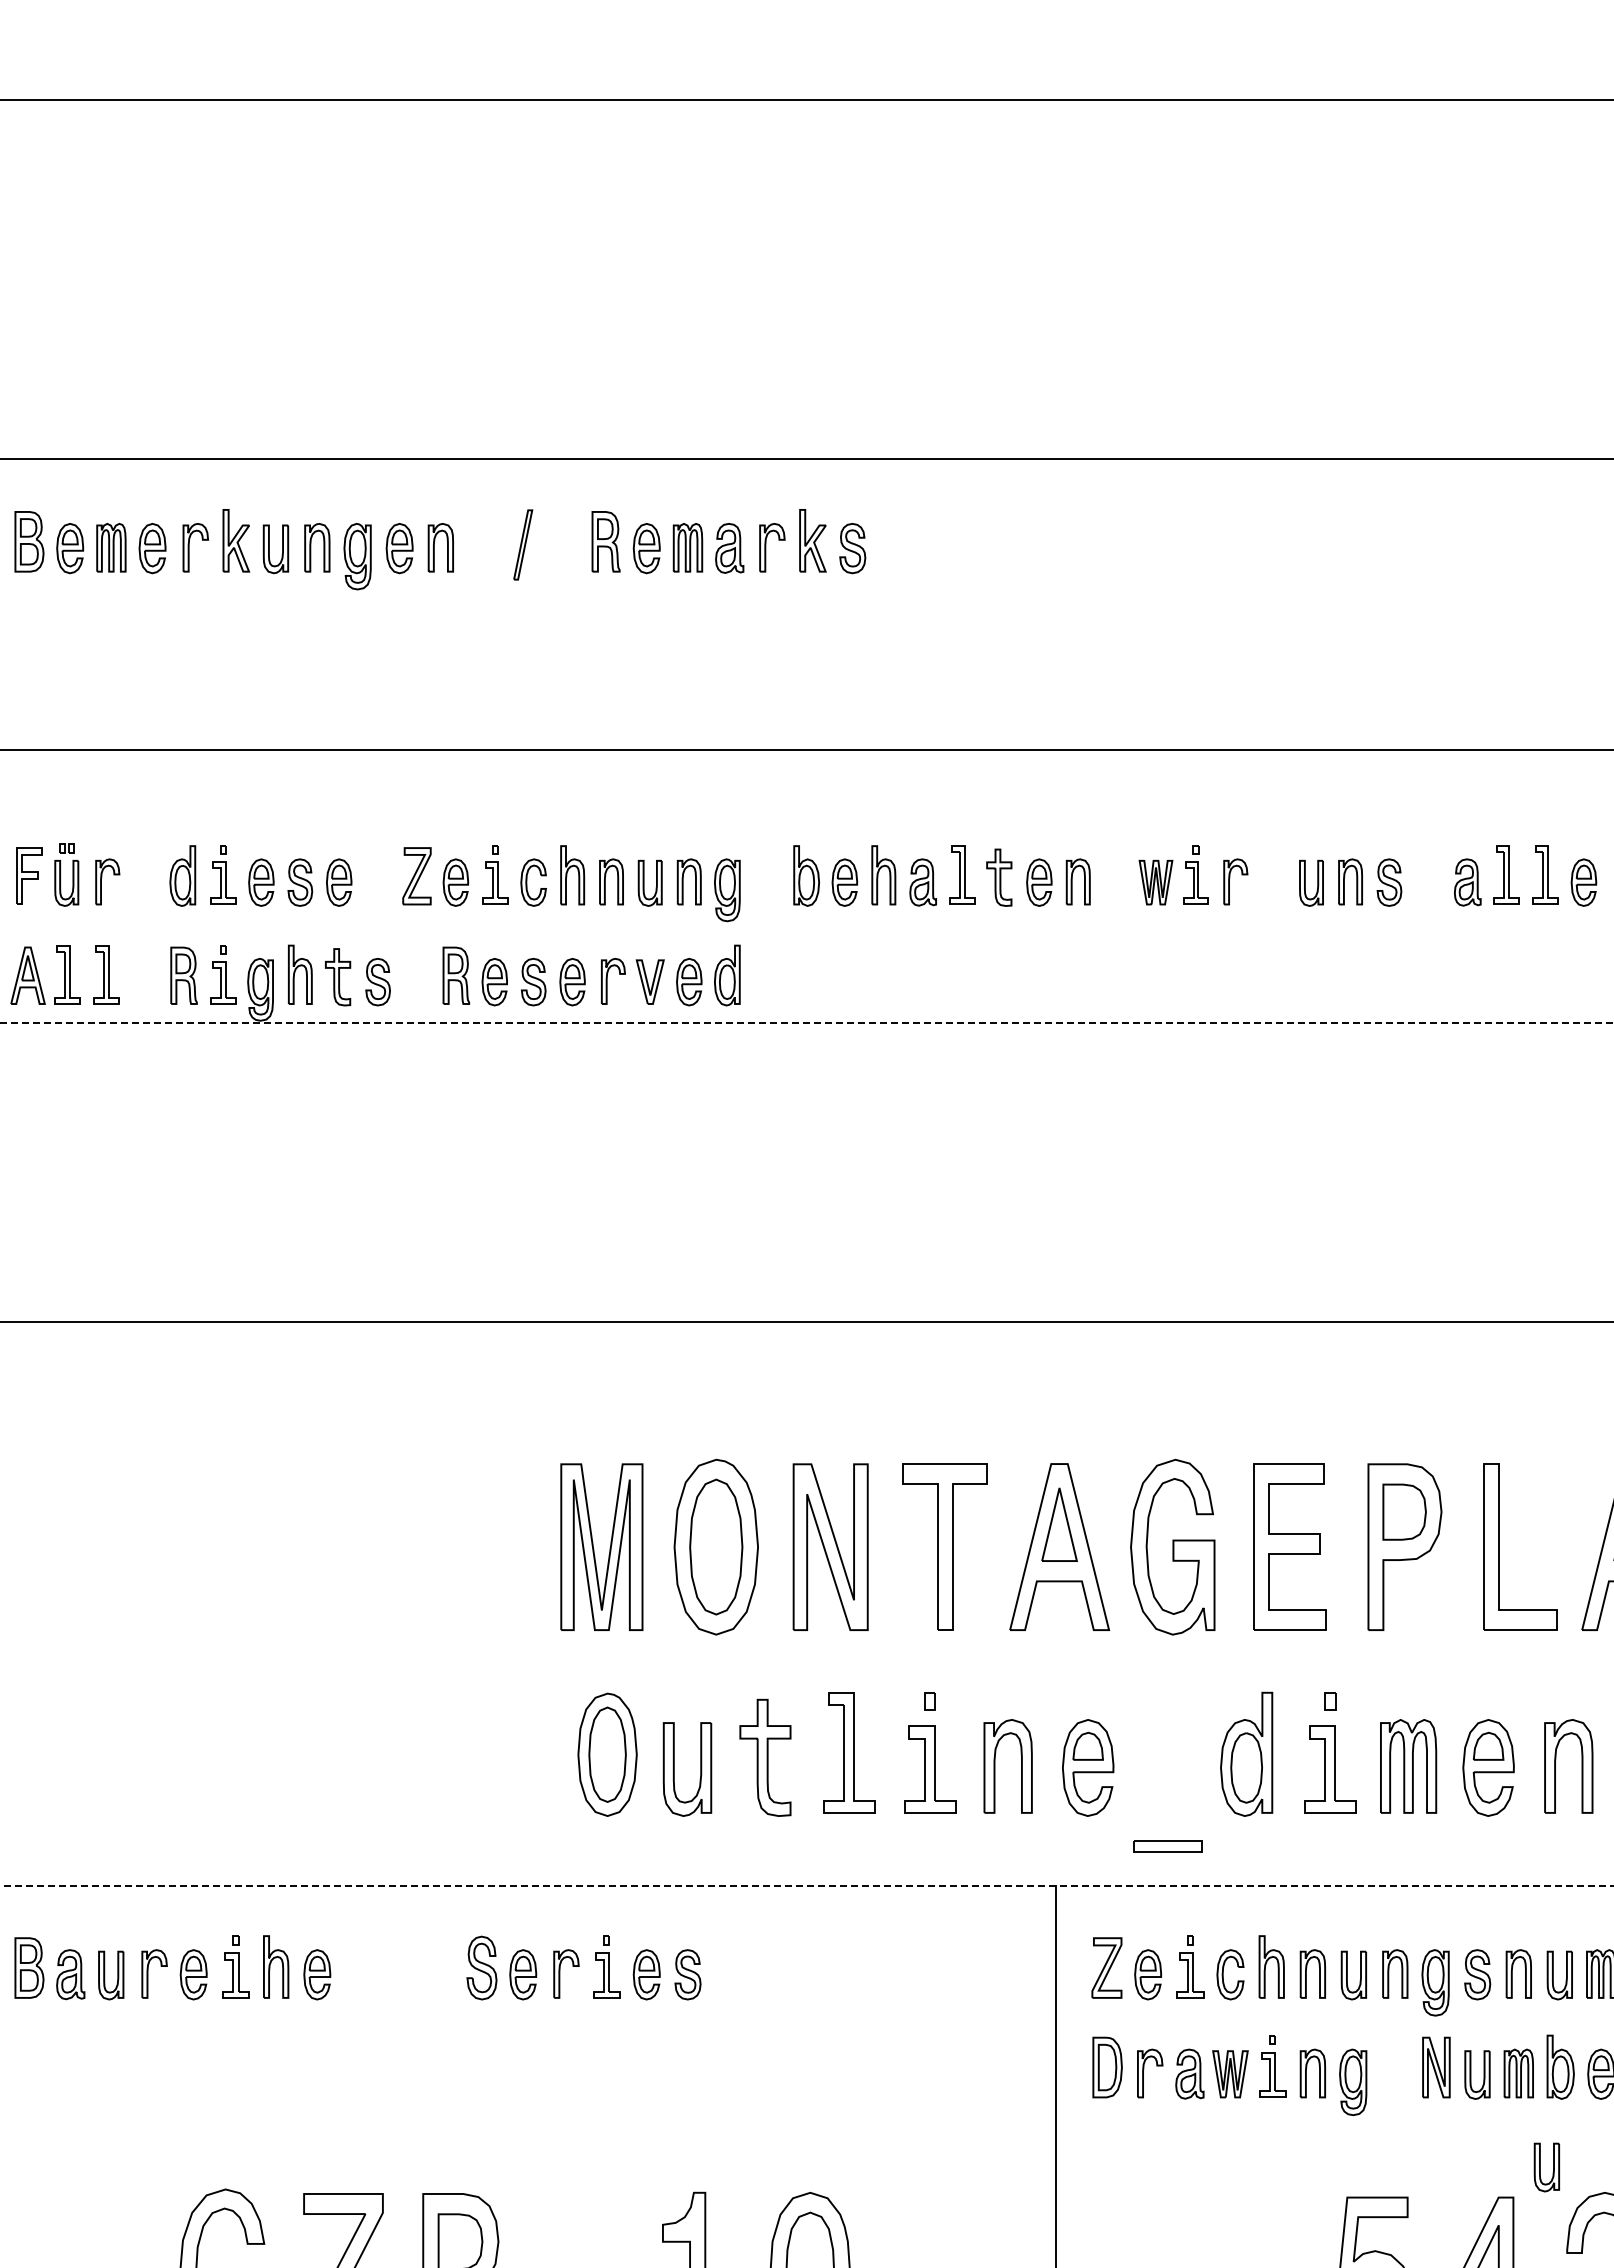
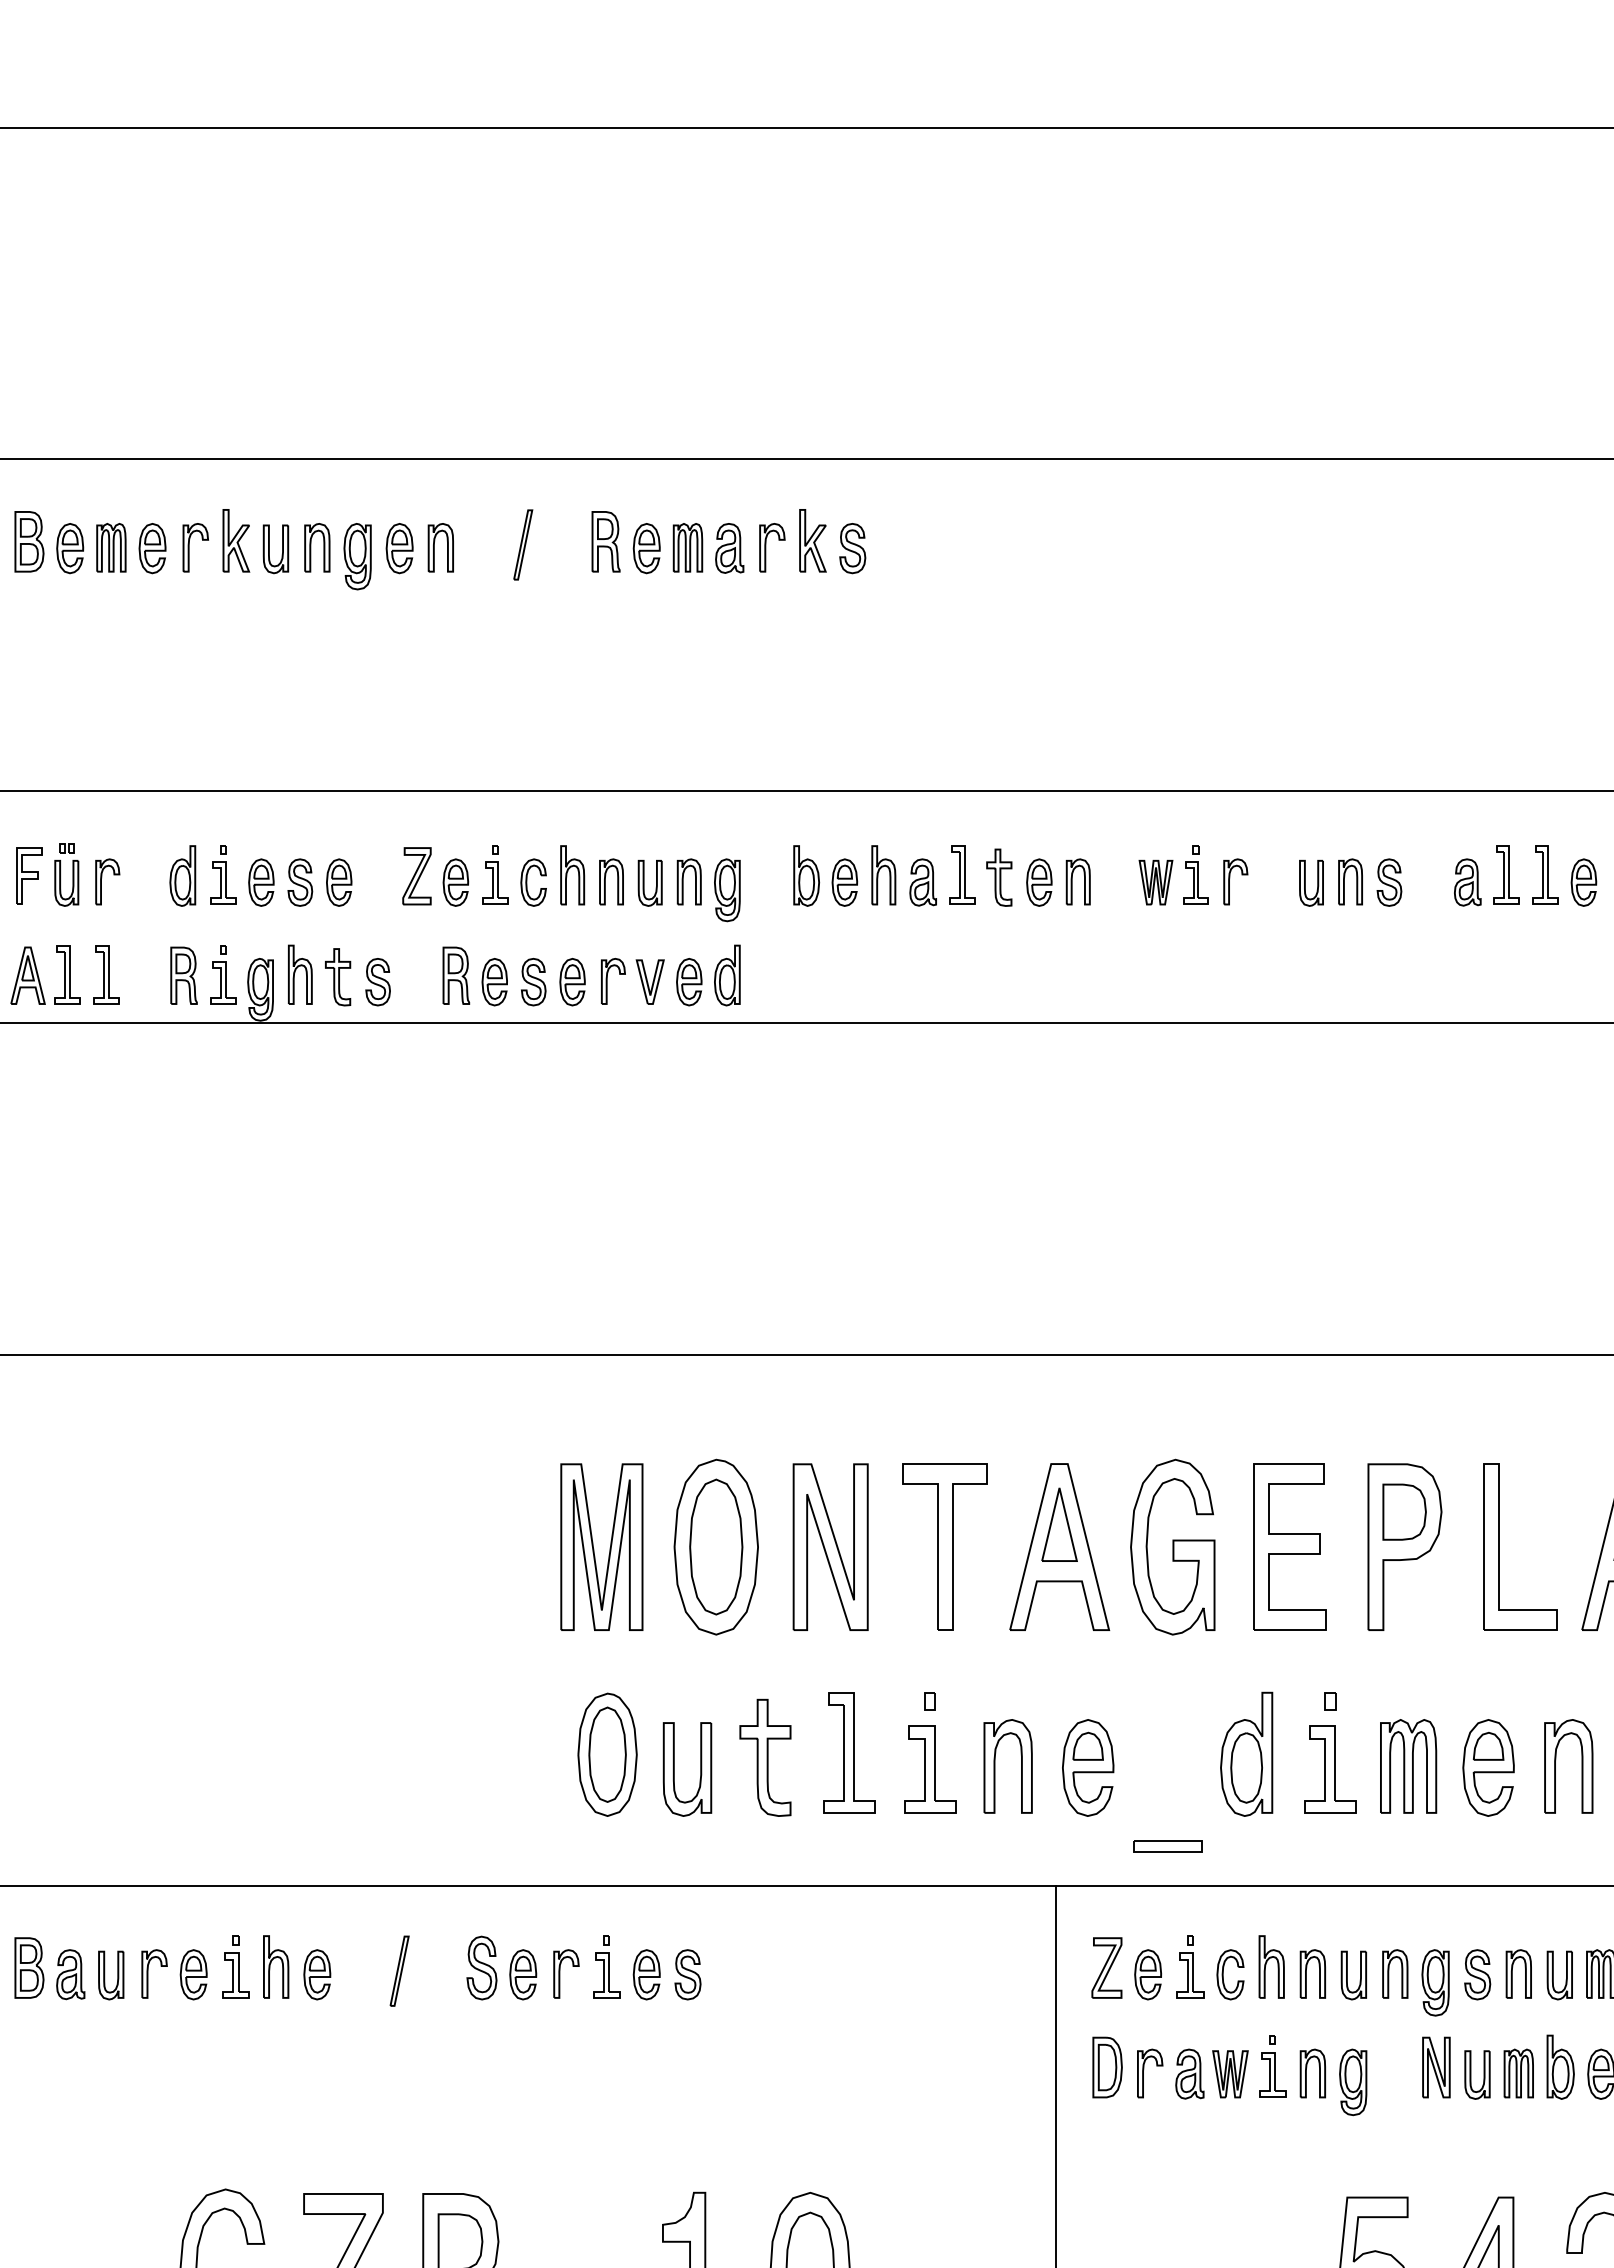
line position: (806, 99) -> (806, 127) (806, 127)
line position: (806, 749) -> (806, 790) (806, 790)
line: dashed -> solid (806, 1023)
line position: (806, 1321) -> (806, 1354) (806, 1354)
line: dashed -> solid (806, 1885)
part: none -> present (399, 1970)
part: present -> none (1546, 2167)
